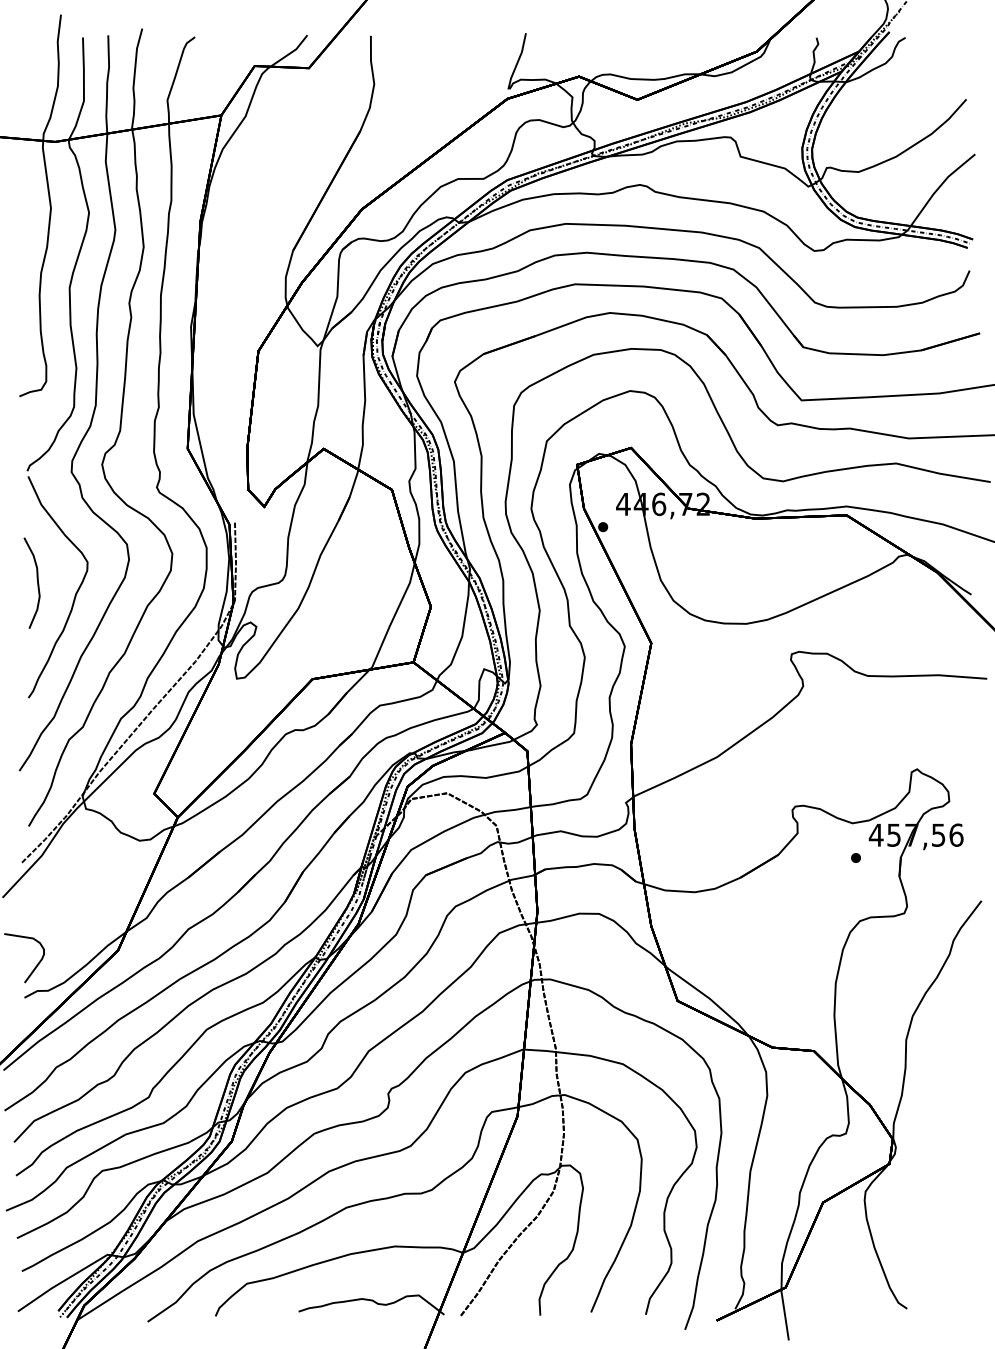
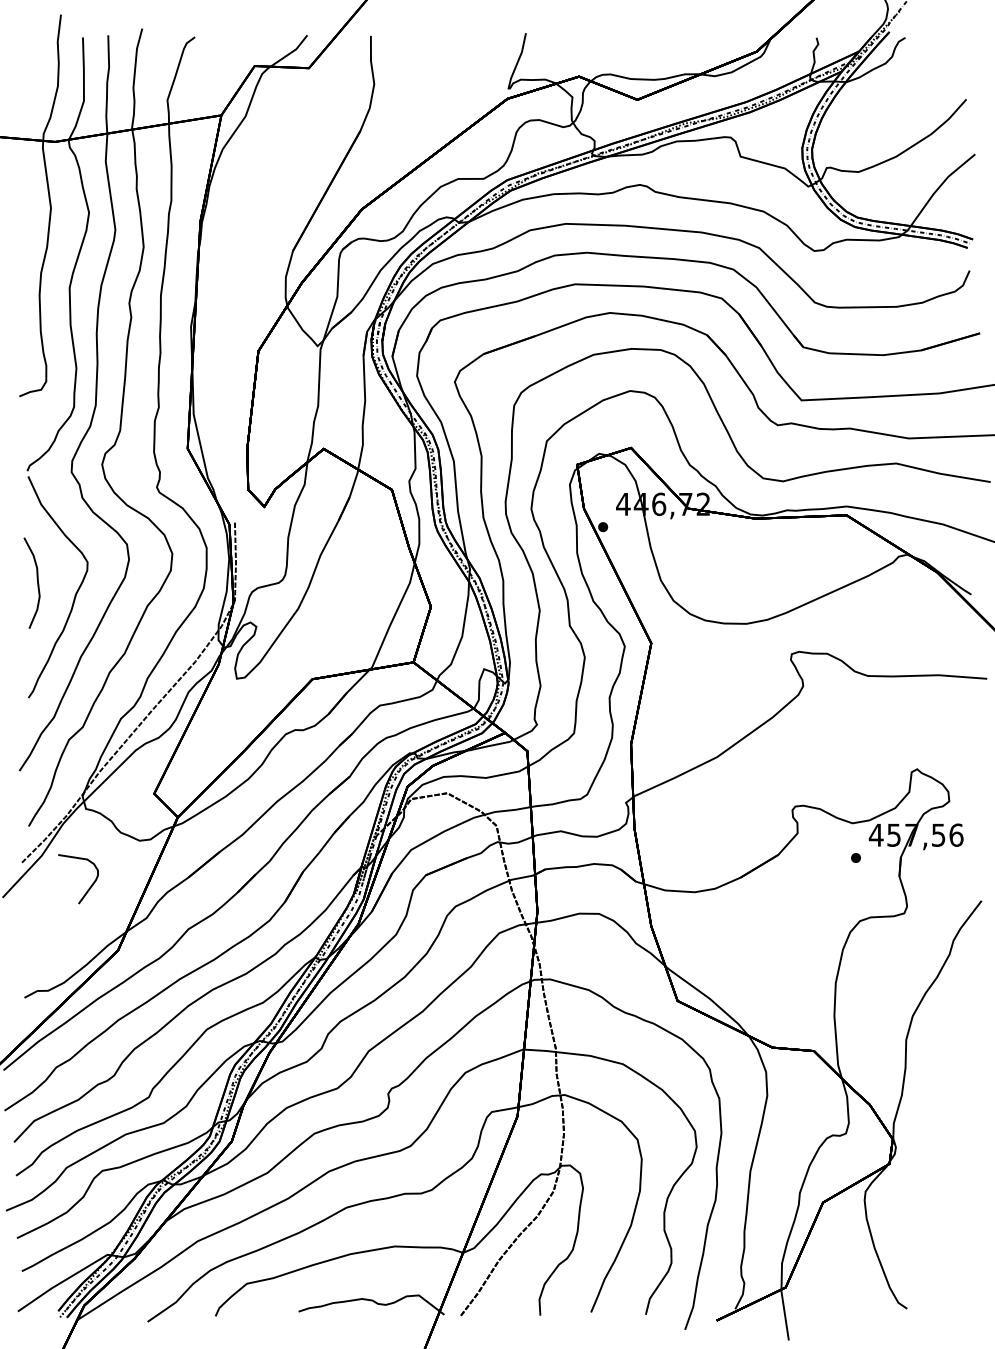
curve position: (36, 964) -> (90, 885) (90, 885)
